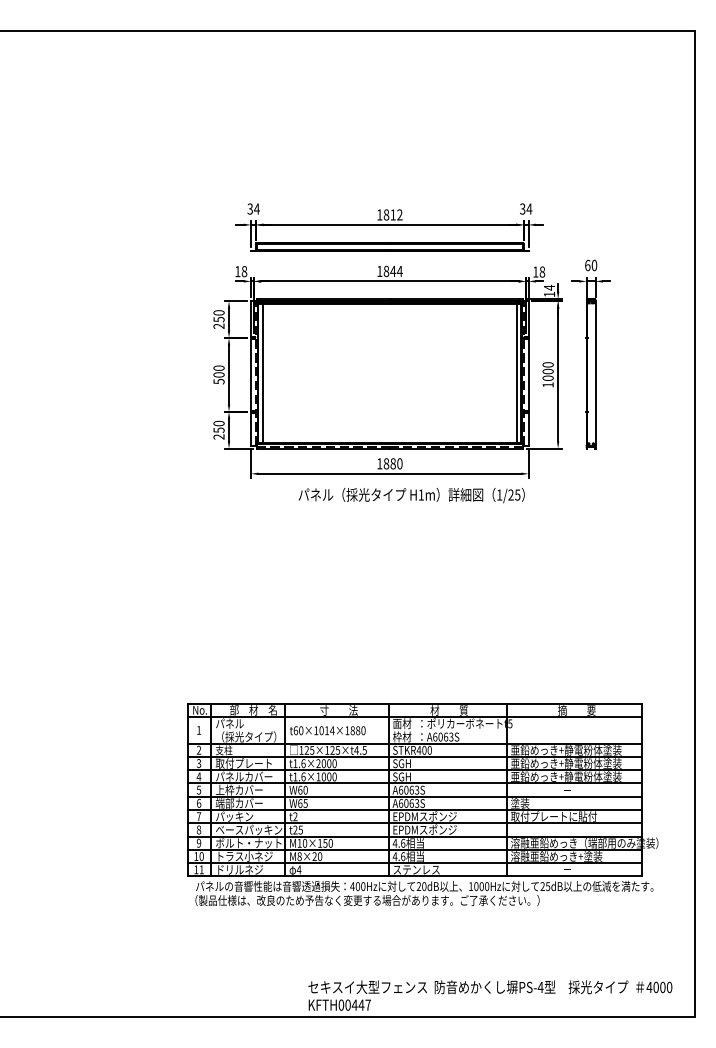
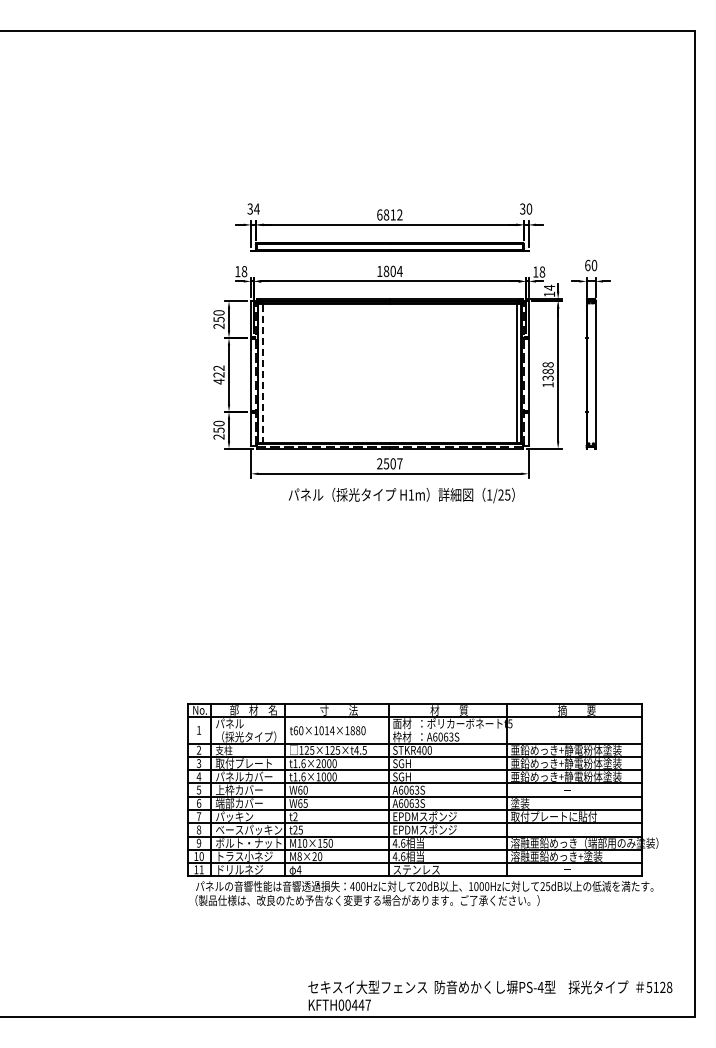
text: 34 -> 30 (529, 208)
text: 1812 -> 6812 (379, 214)
text: 1844 -> 1804 (393, 271)
text: 1000 -> 1388 (547, 371)
line: solid -> dashed (262, 372)
text: 500 -> 422 (218, 374)
text: 1880 -> 2507 (389, 463)
text position: (411, 495) -> (401, 495) (401, 495)
text: 4000 -> 5128 (659, 987)
